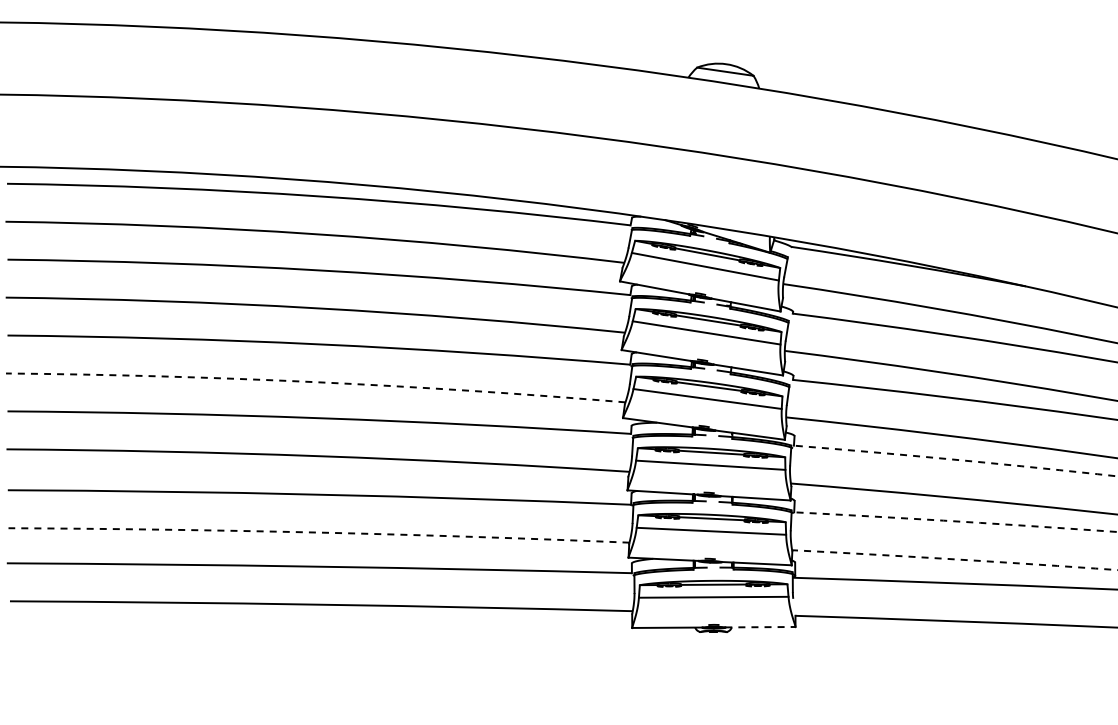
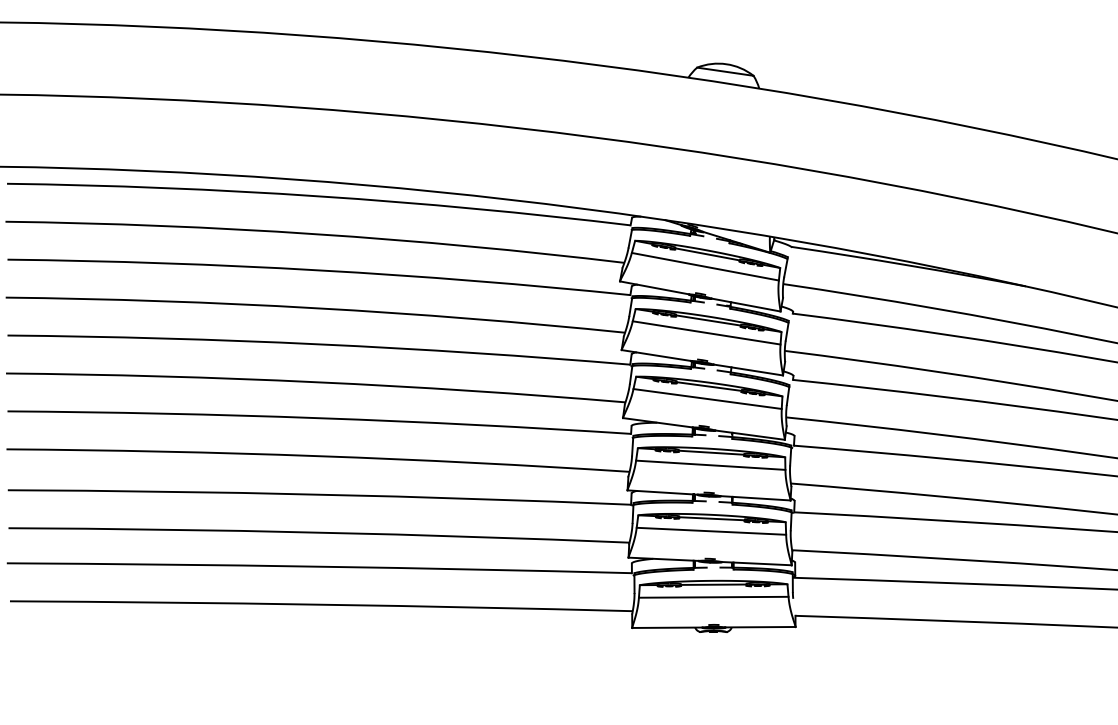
arc: dashed -> solid (316, 382)
arc: dashed -> solid (955, 459)
arc: dashed -> solid (955, 521)
arc: dashed -> solid (319, 532)
arc: dashed -> solid (954, 559)
line: dashed -> solid (760, 627)
